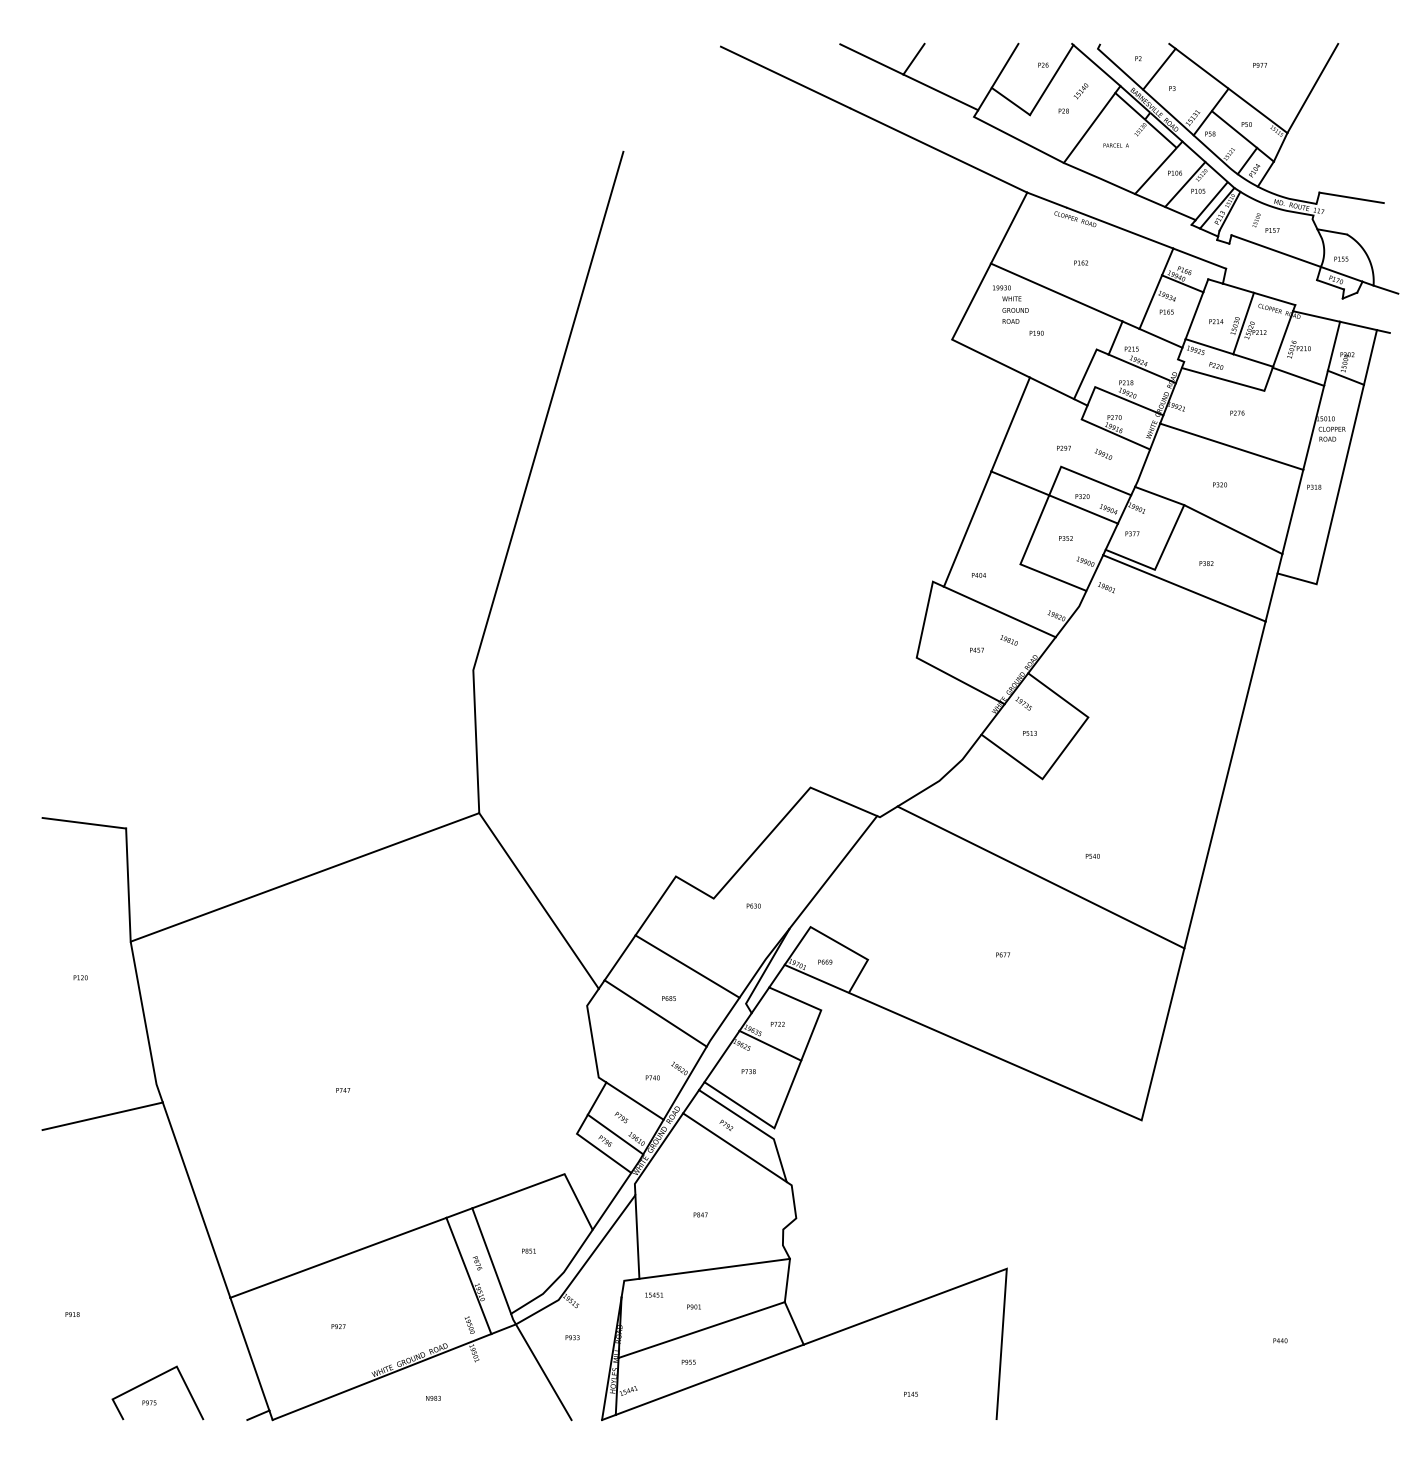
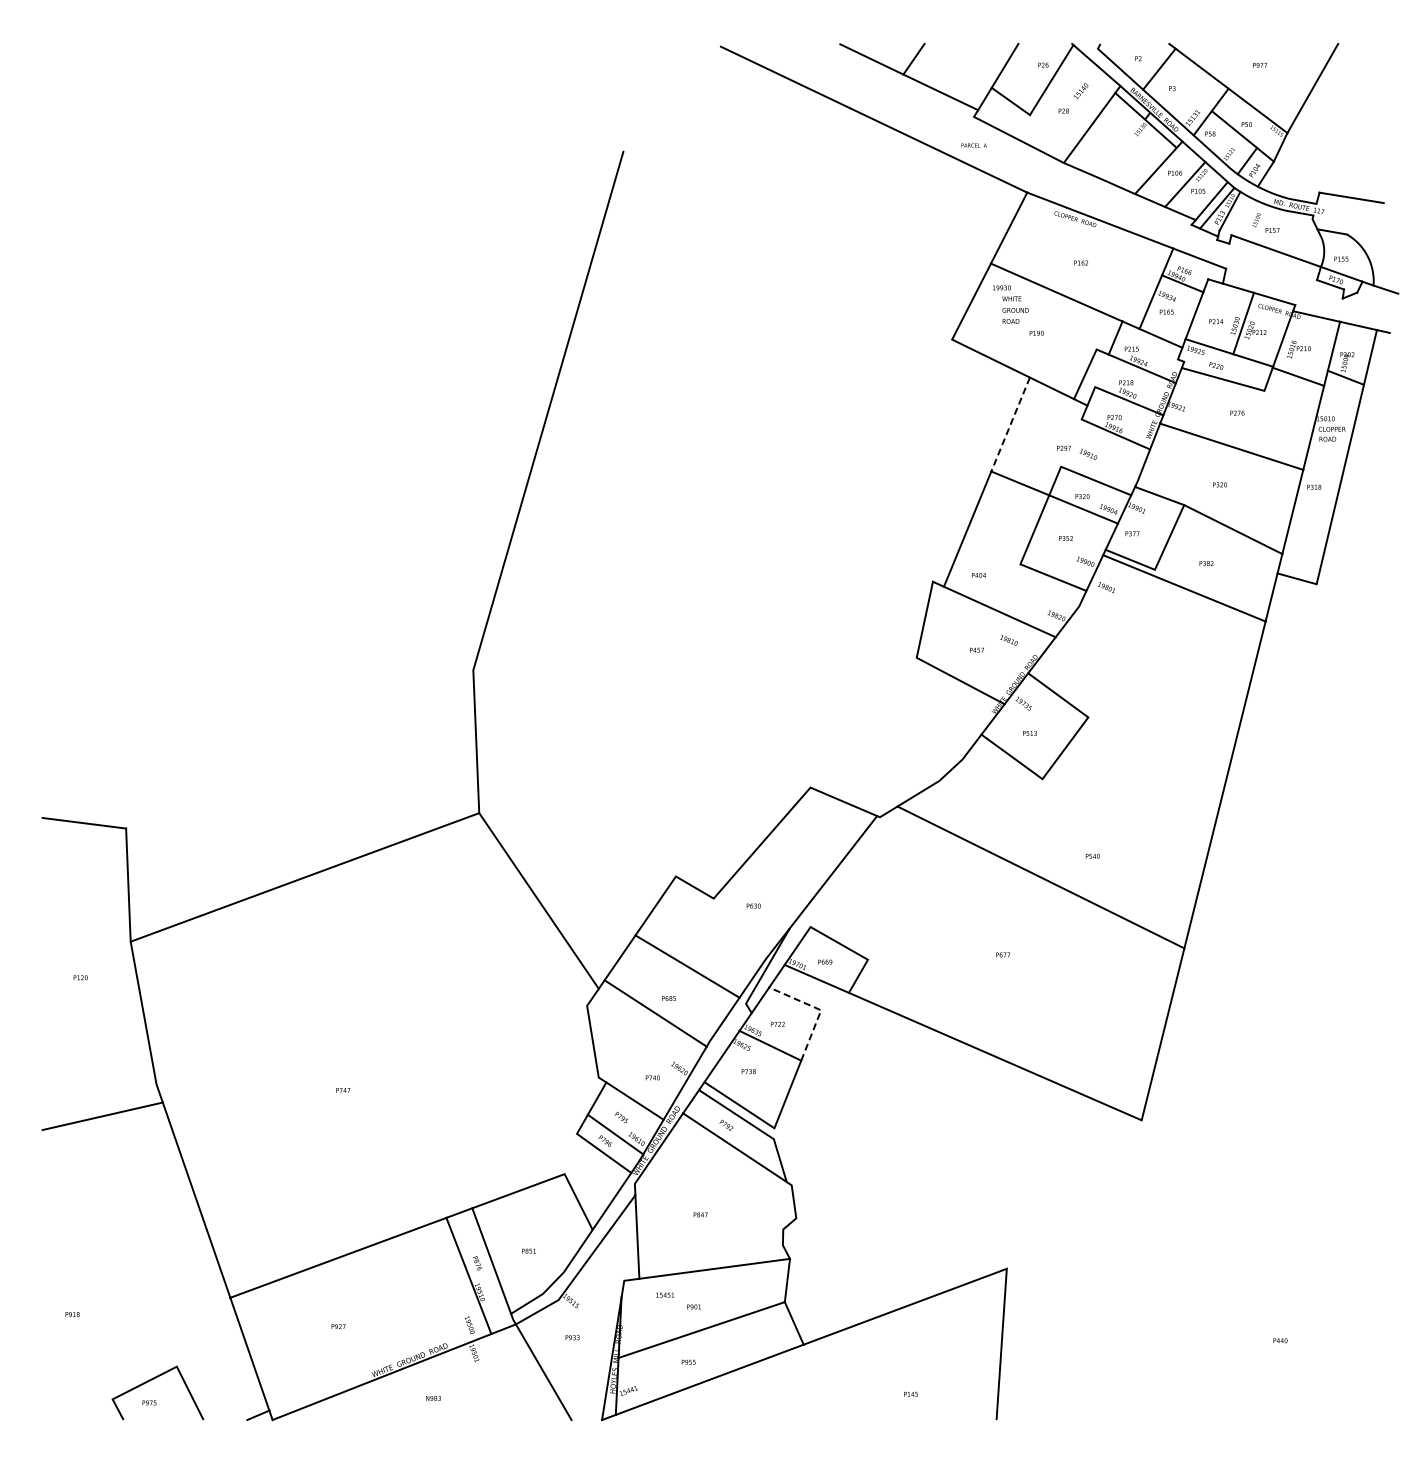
text position: (1115, 145) -> (973, 145) (973, 145)
line: solid -> dashed (1010, 424)
text position: (1103, 453) -> (1088, 453) (1088, 453)
line: solid -> dashed (820, 1009)
text position: (654, 1294) -> (665, 1294) (665, 1294)
